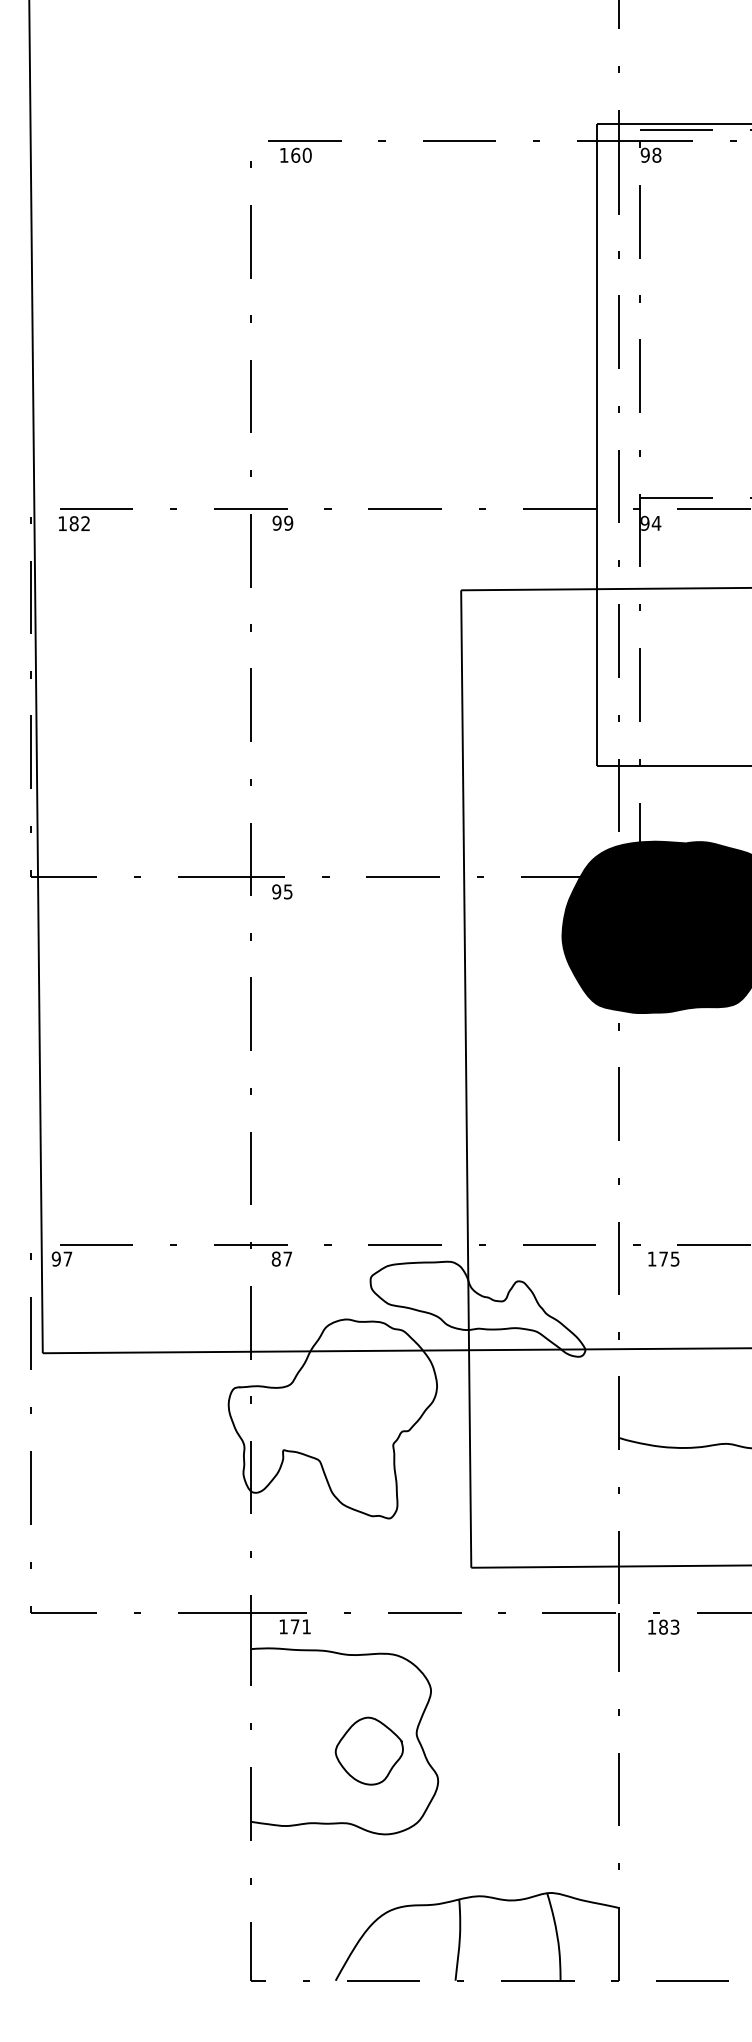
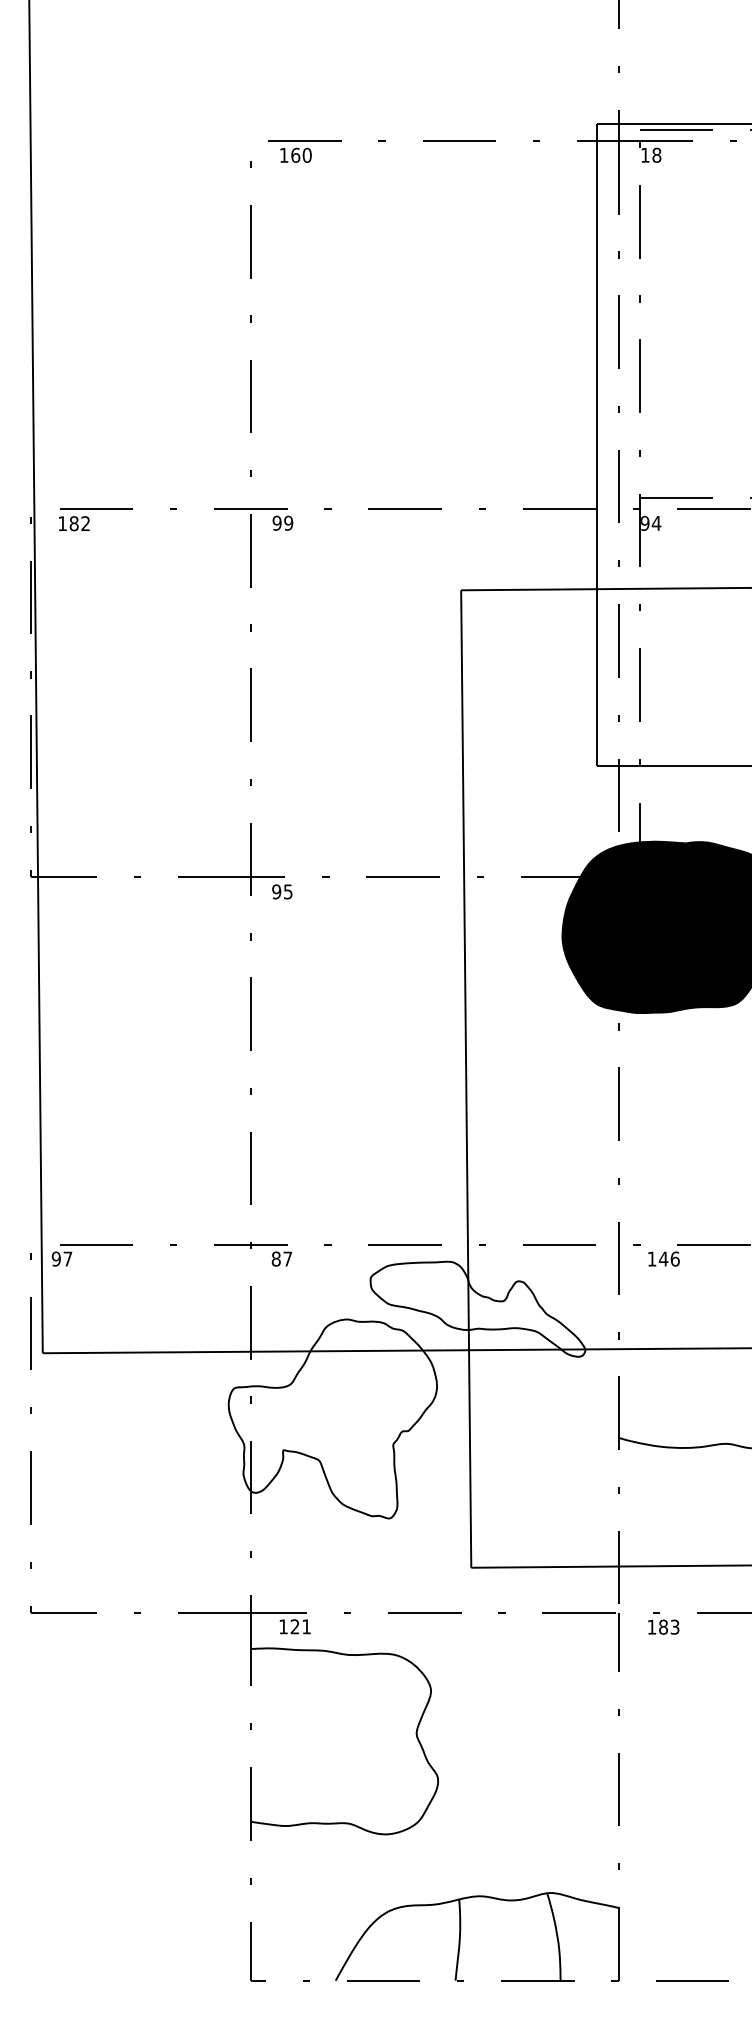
text: 98 -> 18 (644, 154)
text: 175 -> 146 (668, 1258)
text: 171 -> 121 (294, 1626)
curve: present -> none (347, 1733)
